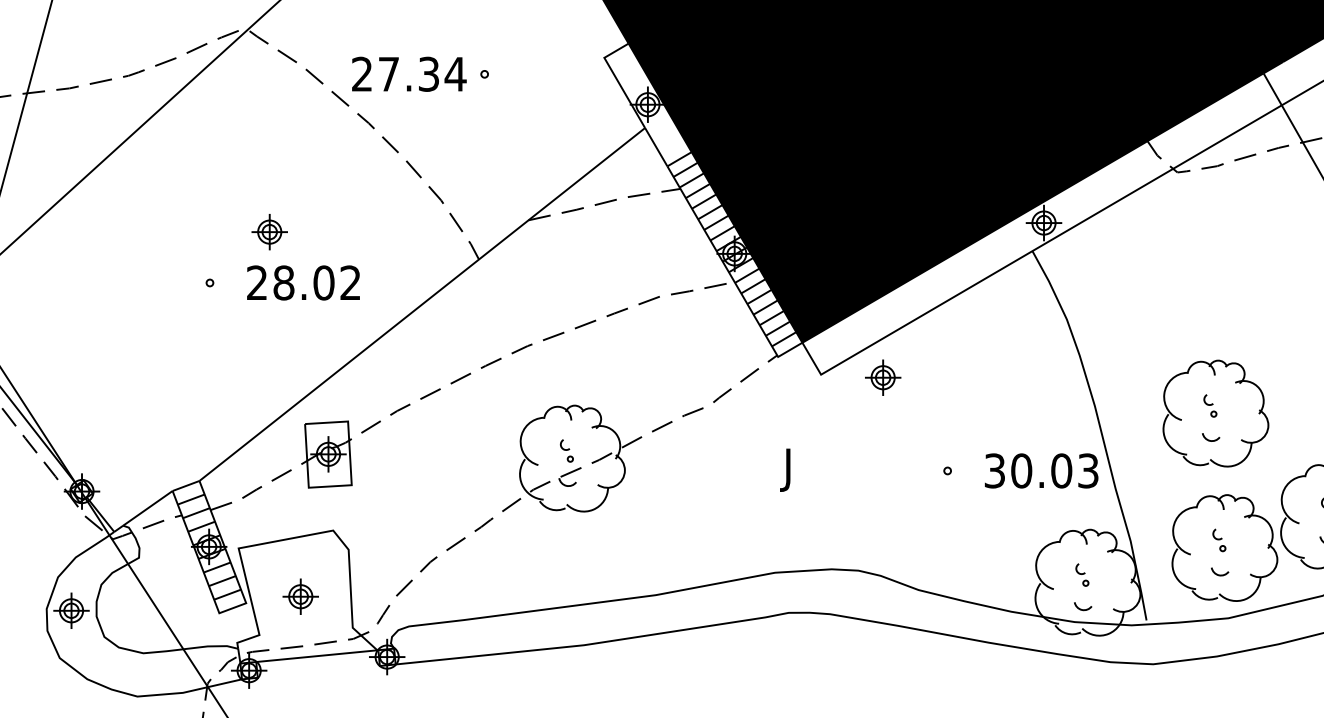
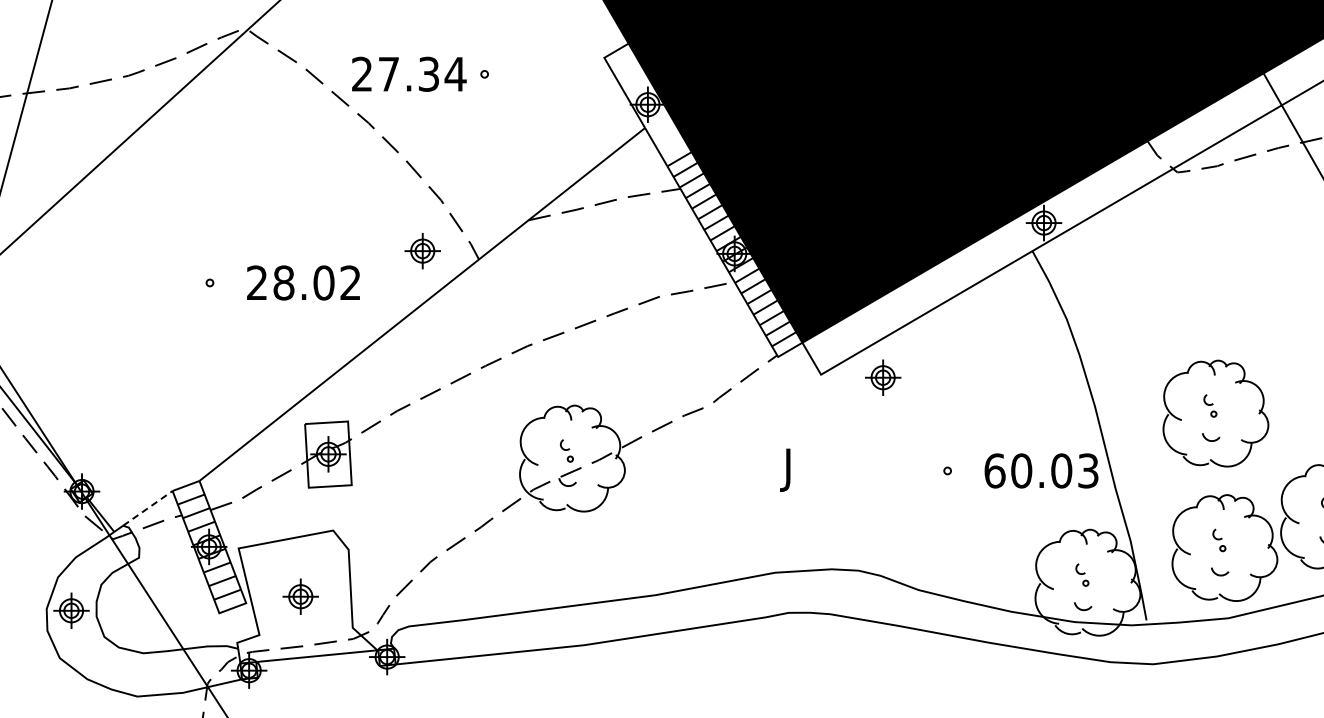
part position: (269, 232) -> (422, 251) (422, 251)
text: 30.03 -> 60.03 (994, 470)
line: solid -> dashed (148, 508)
